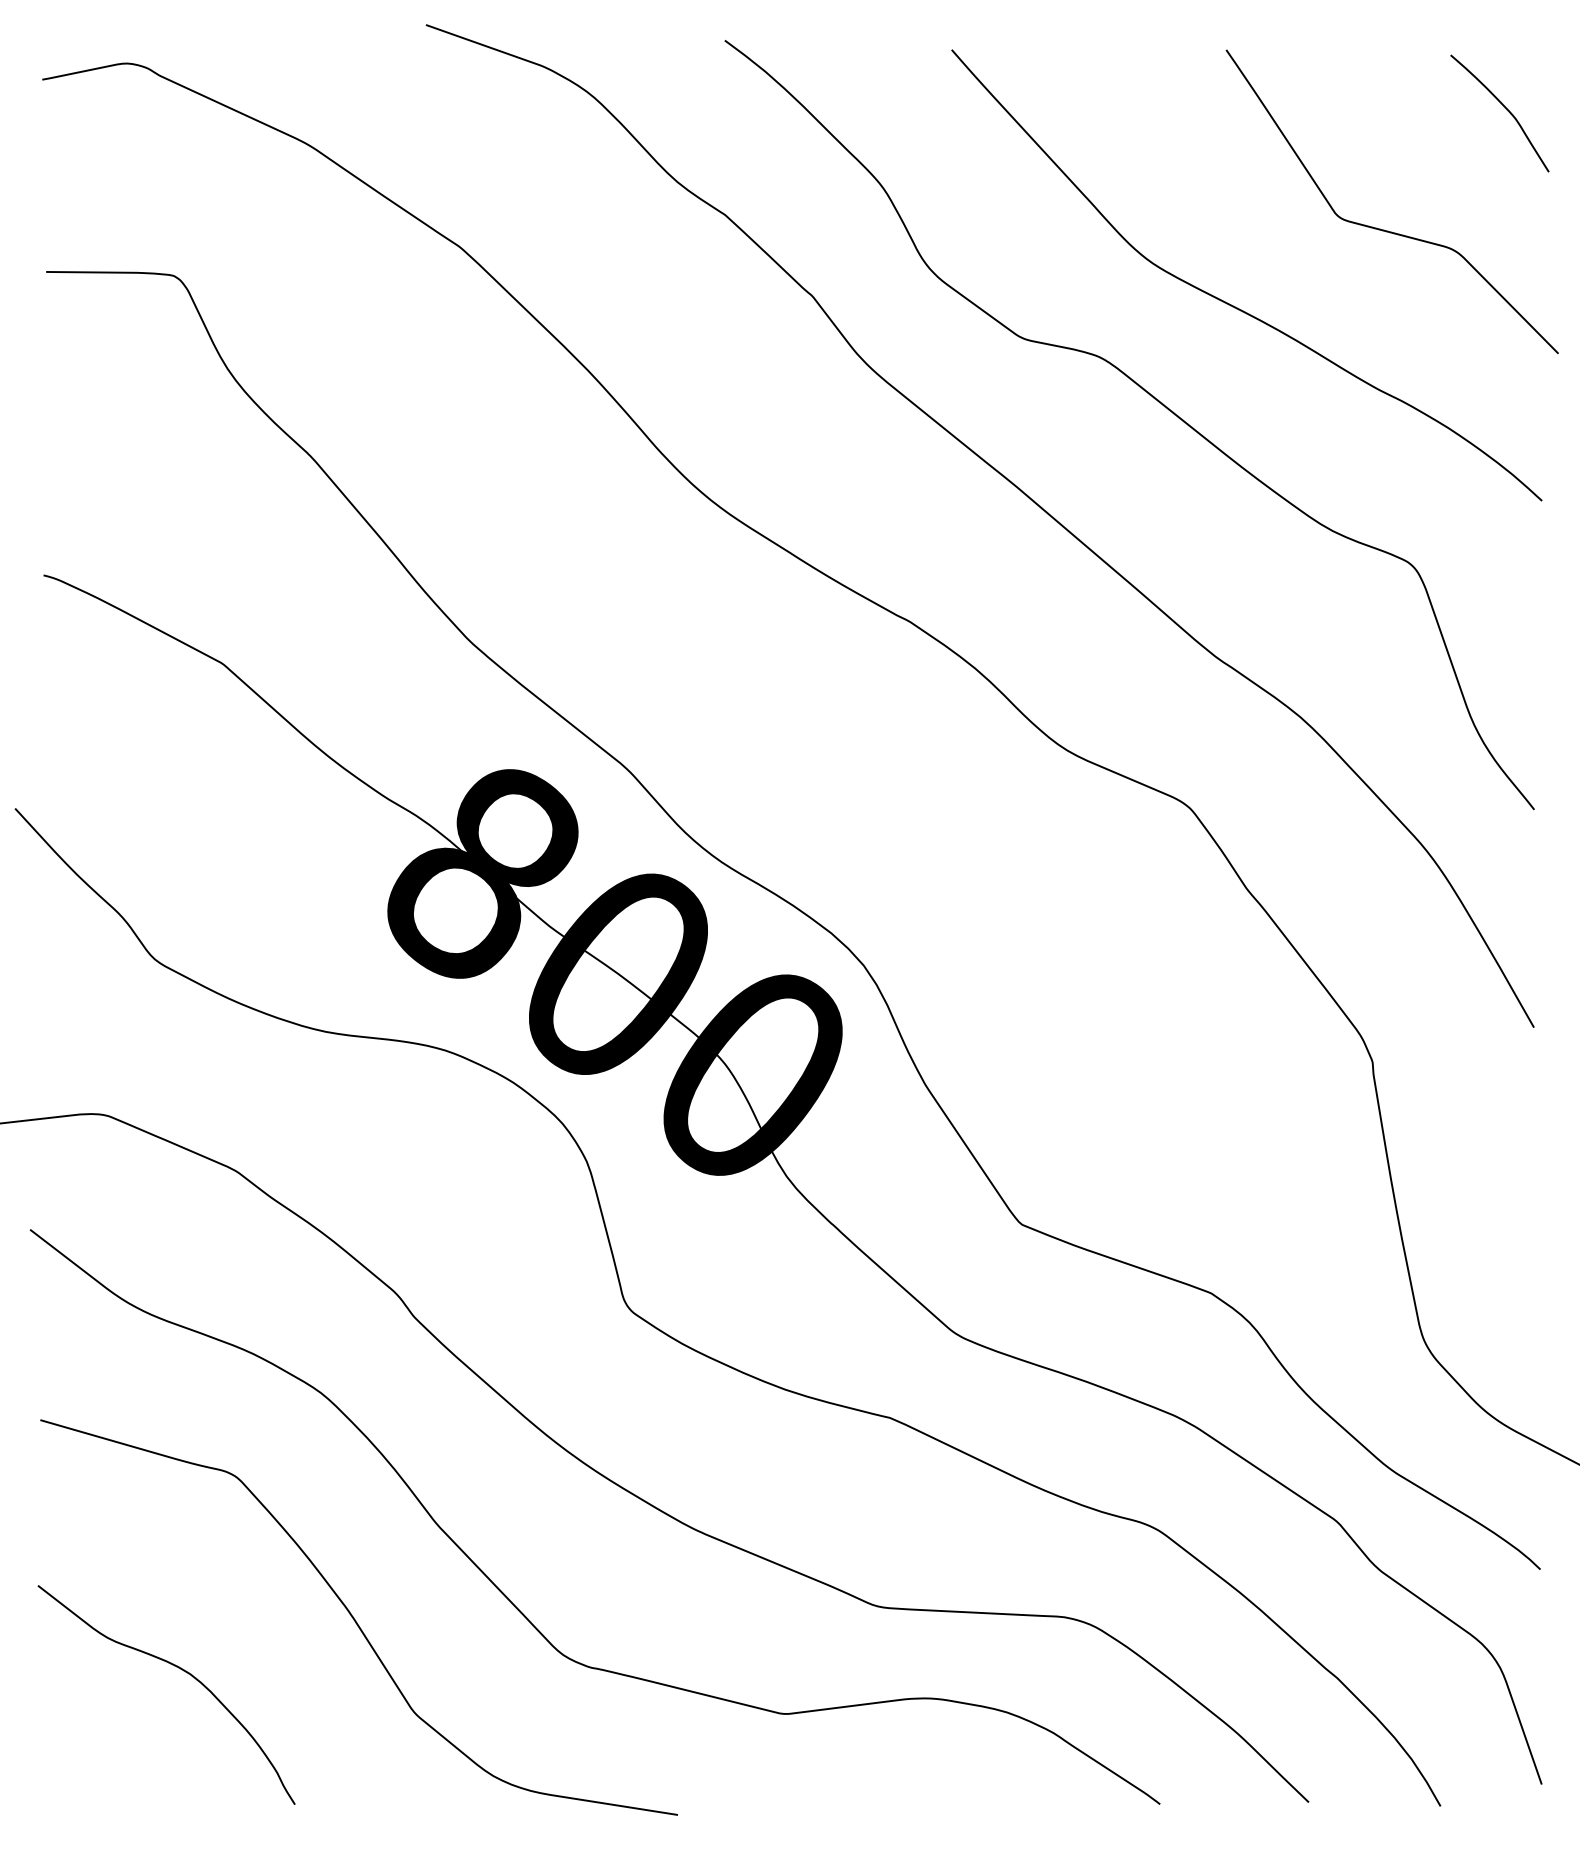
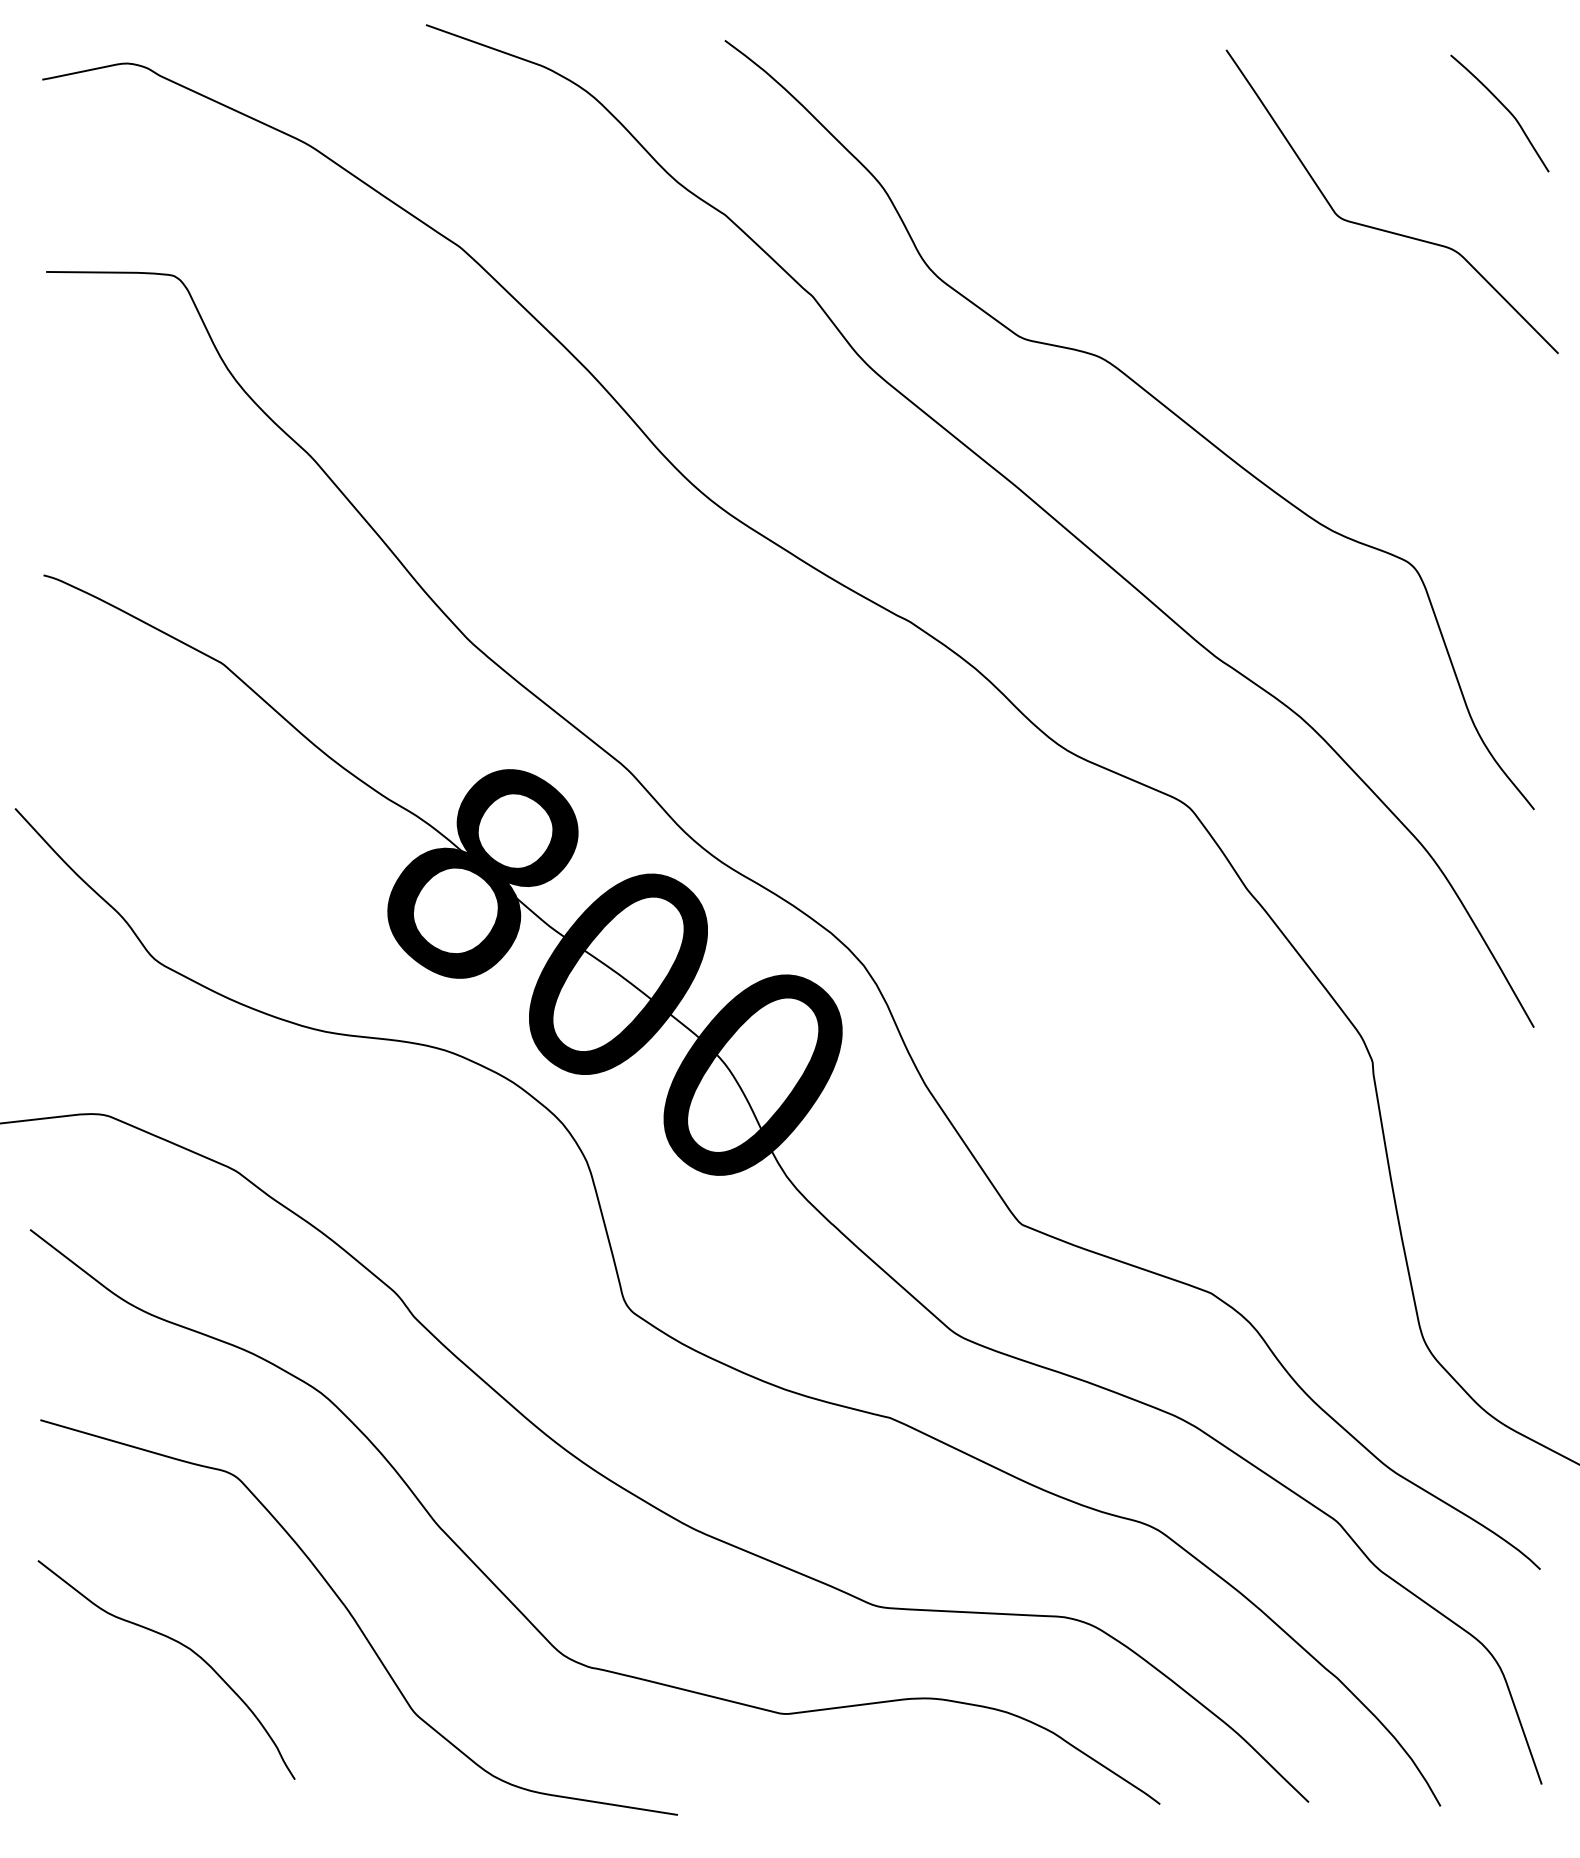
curve: present -> none (1231, 304)
curve position: (183, 1671) -> (183, 1646) (183, 1646)
